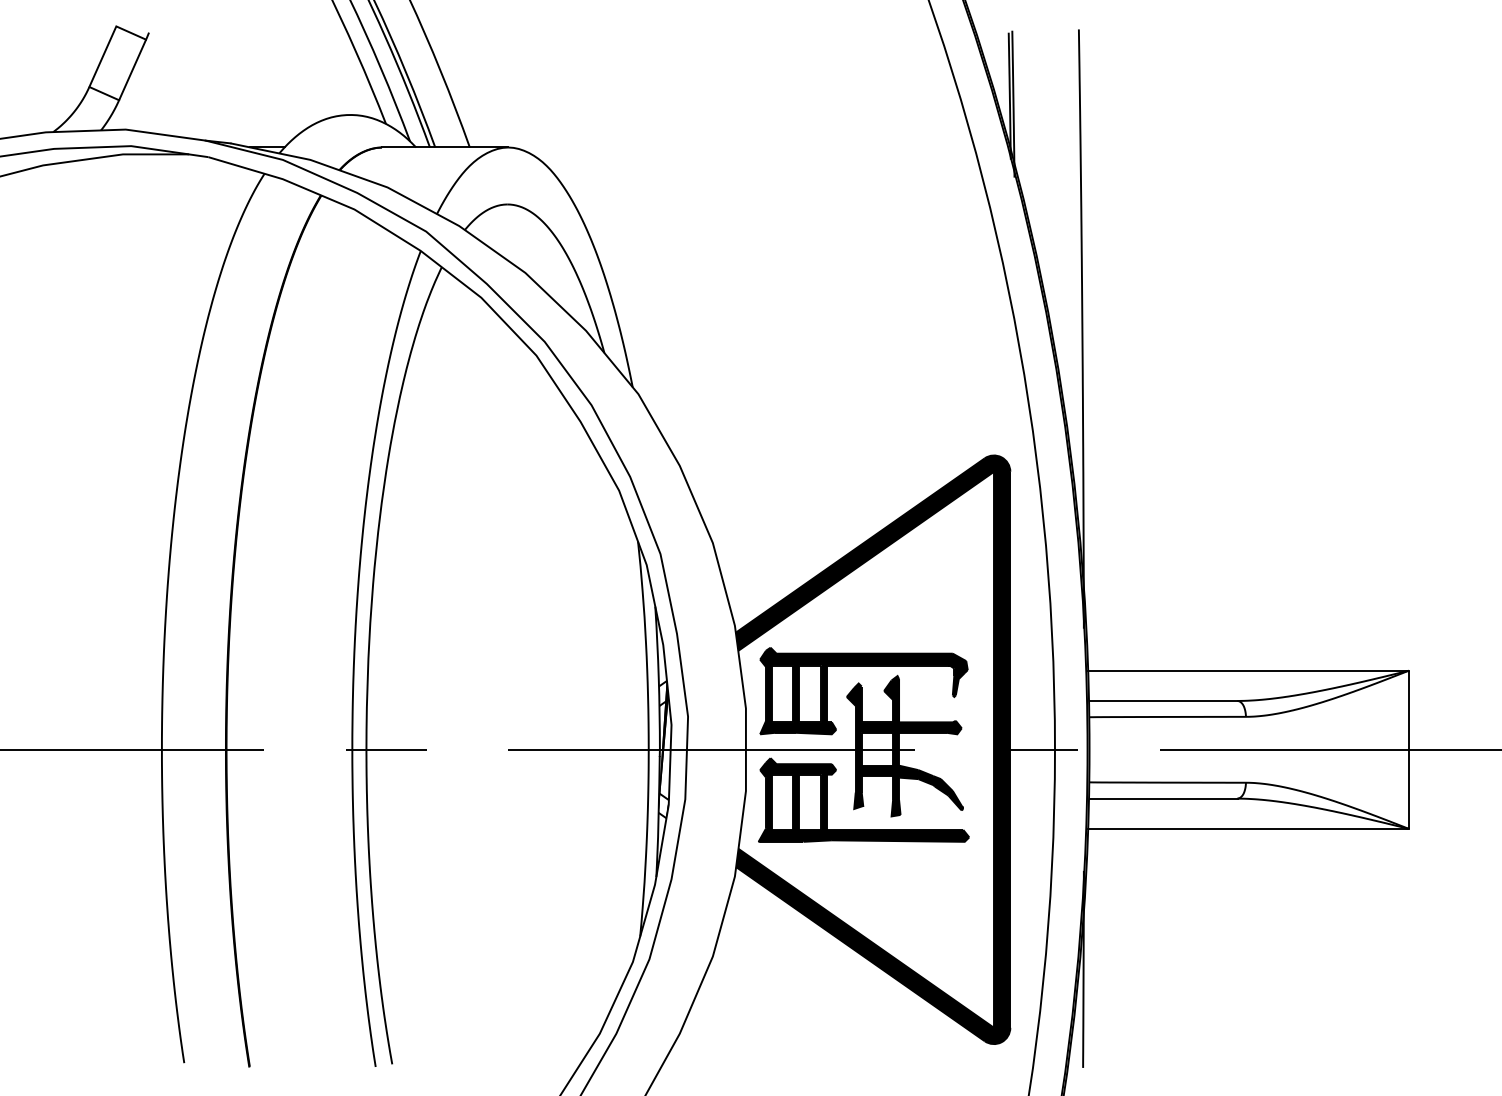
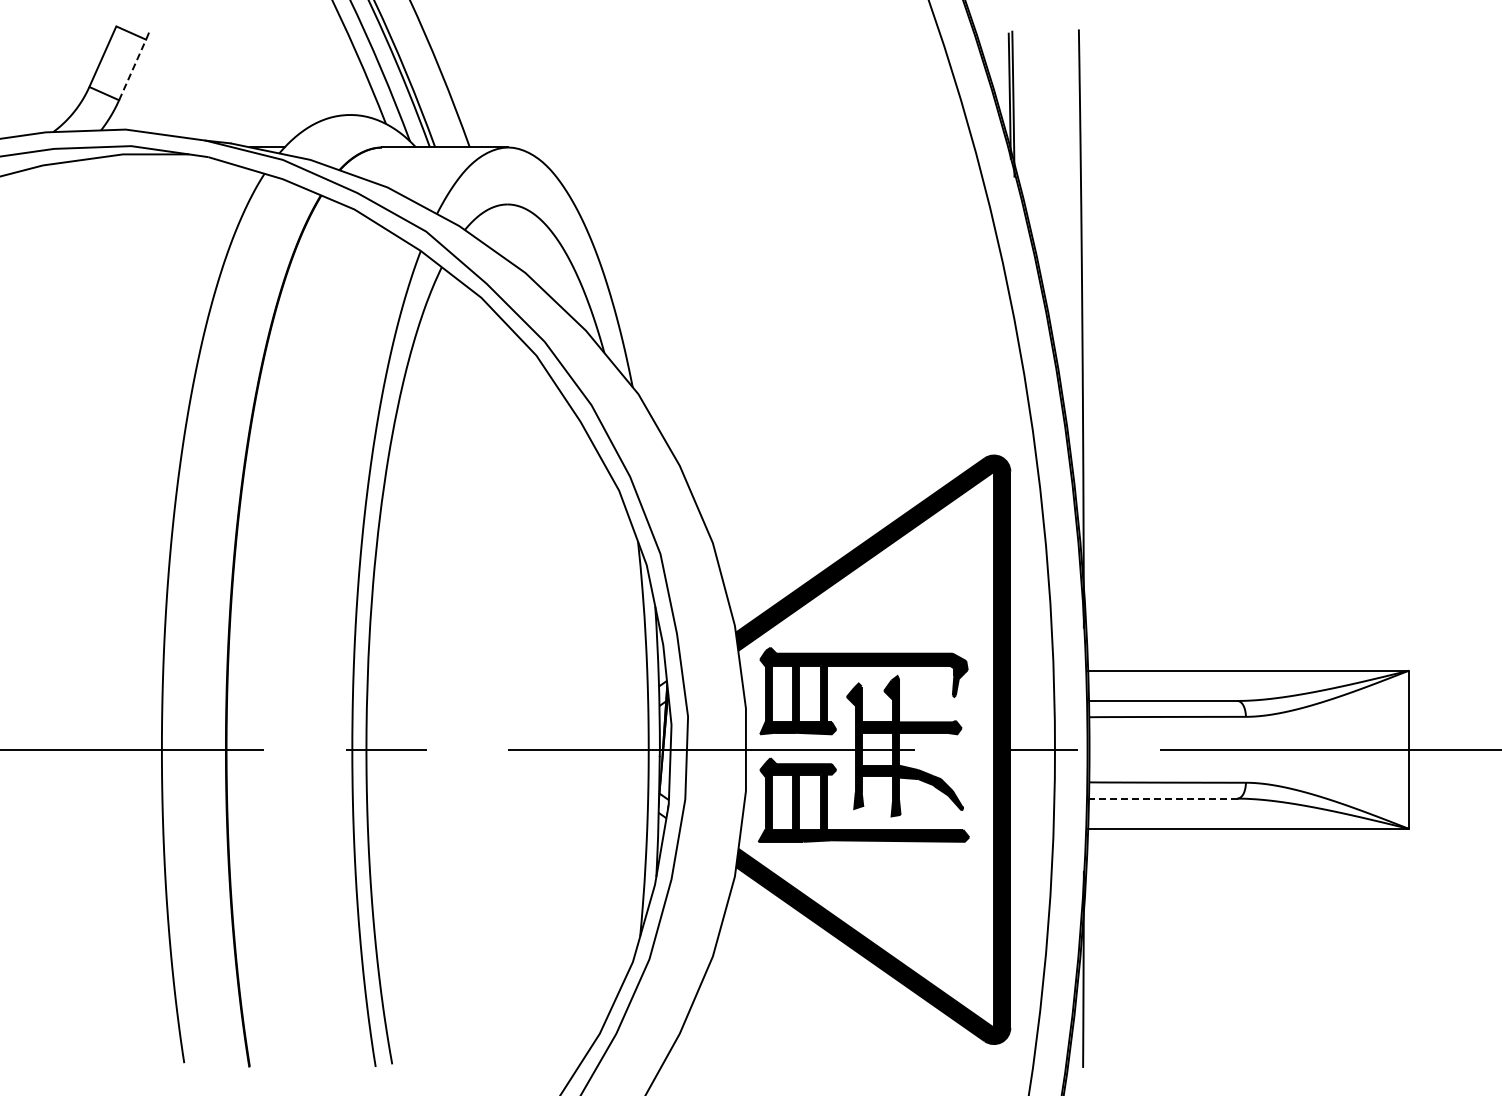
line: solid -> dashed (132, 69)
line: solid -> dashed (1163, 798)
